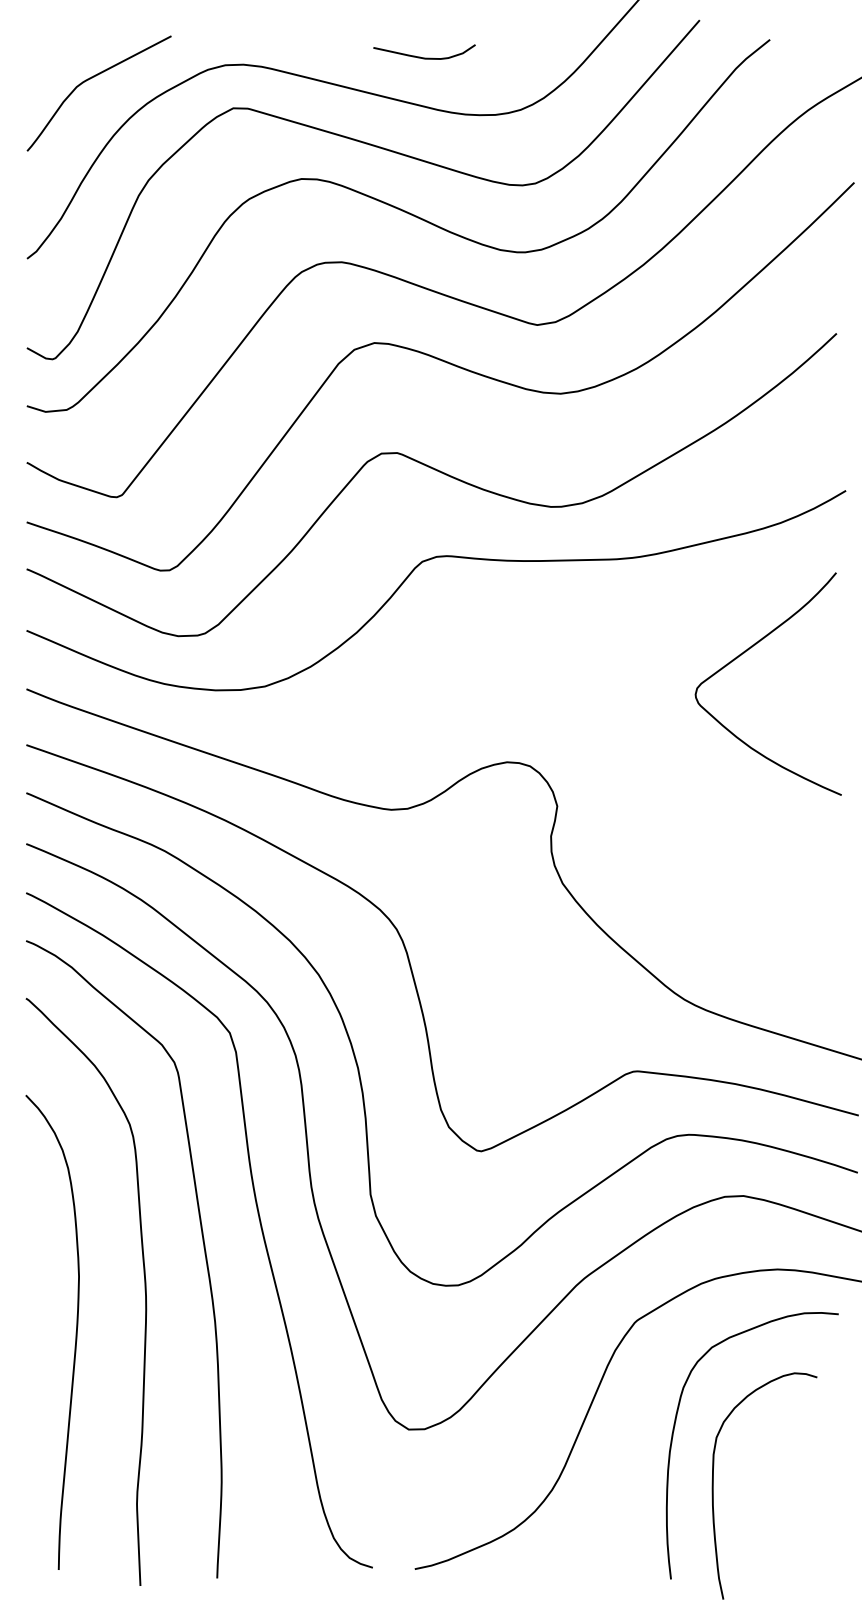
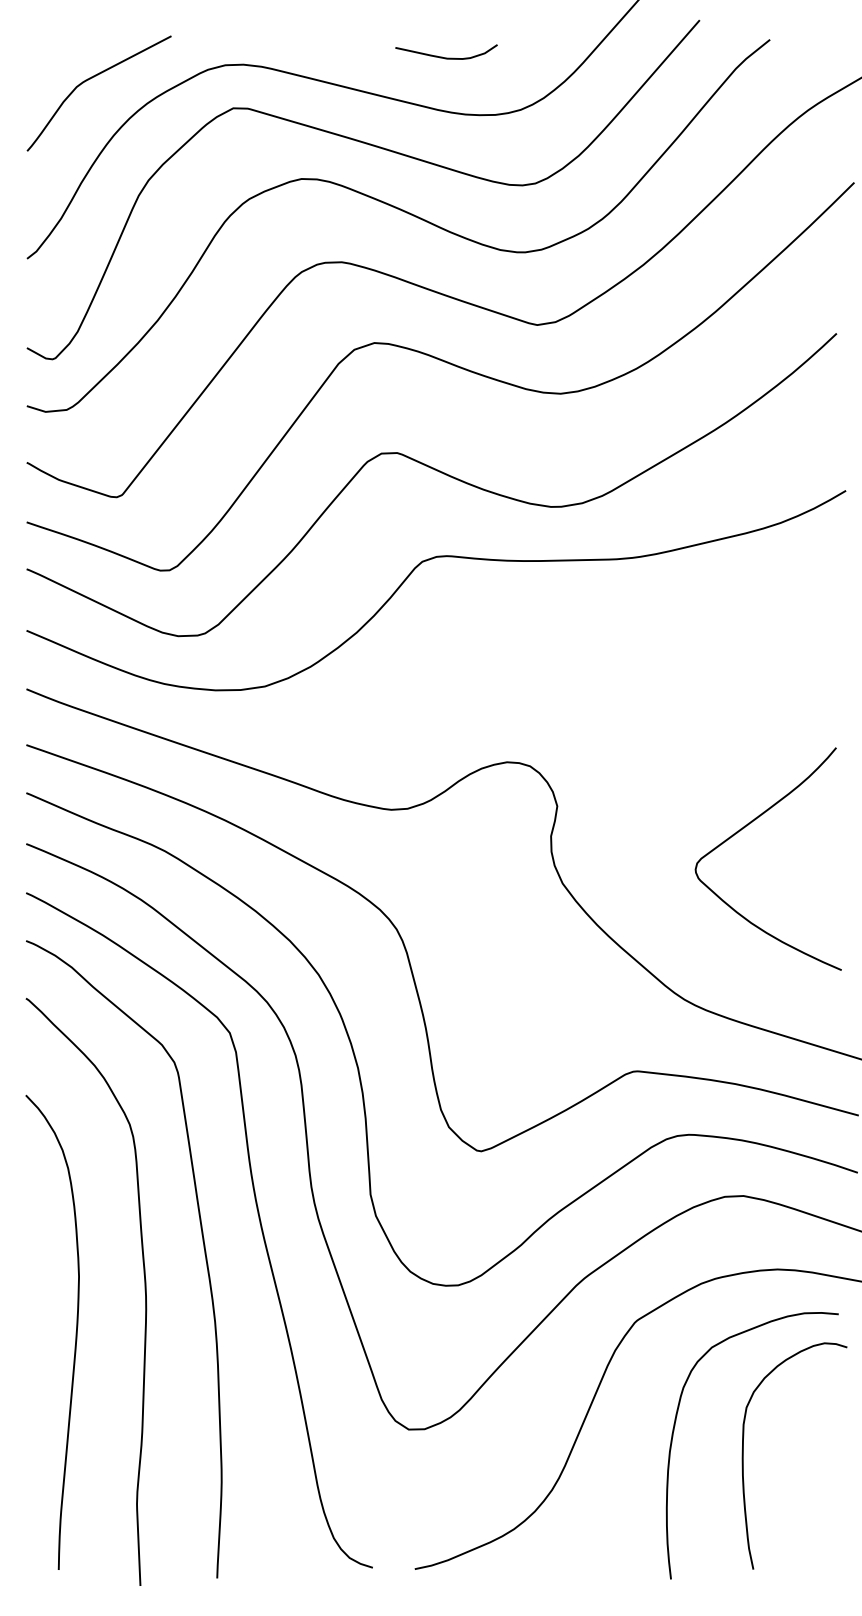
curve position: (424, 57) -> (446, 57) (446, 57)
curve position: (747, 651) -> (747, 826) (747, 826)
curve position: (713, 1485) -> (743, 1455) (743, 1455)
